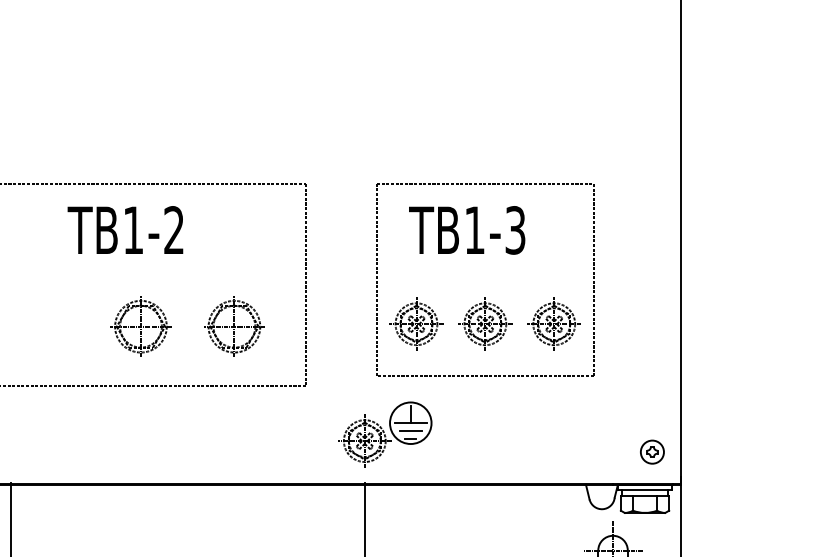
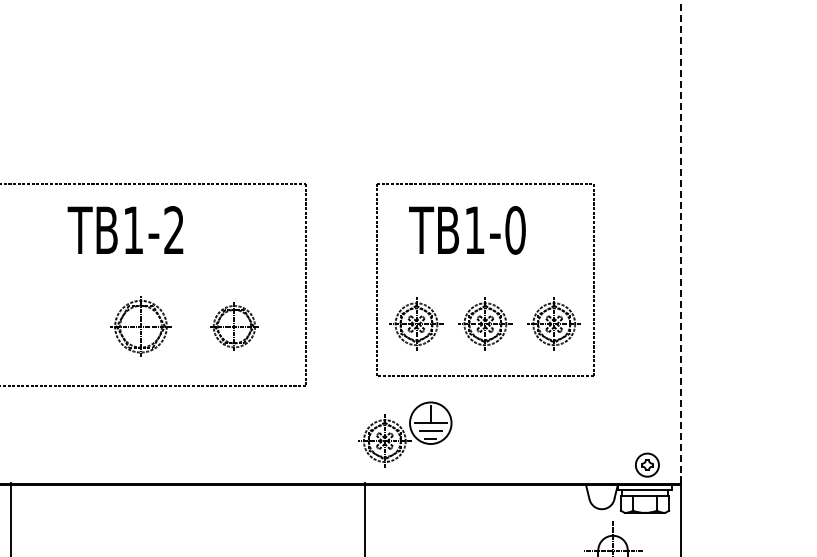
text: TB1-3 -> TB1-0 (515, 230)
line: solid -> dashed (680, 242)
part size: 61x61 px -> 49x49 px (234, 326)
part position: (385, 434) -> (405, 434) (405, 434)
part position: (652, 451) -> (647, 464) (647, 464)
